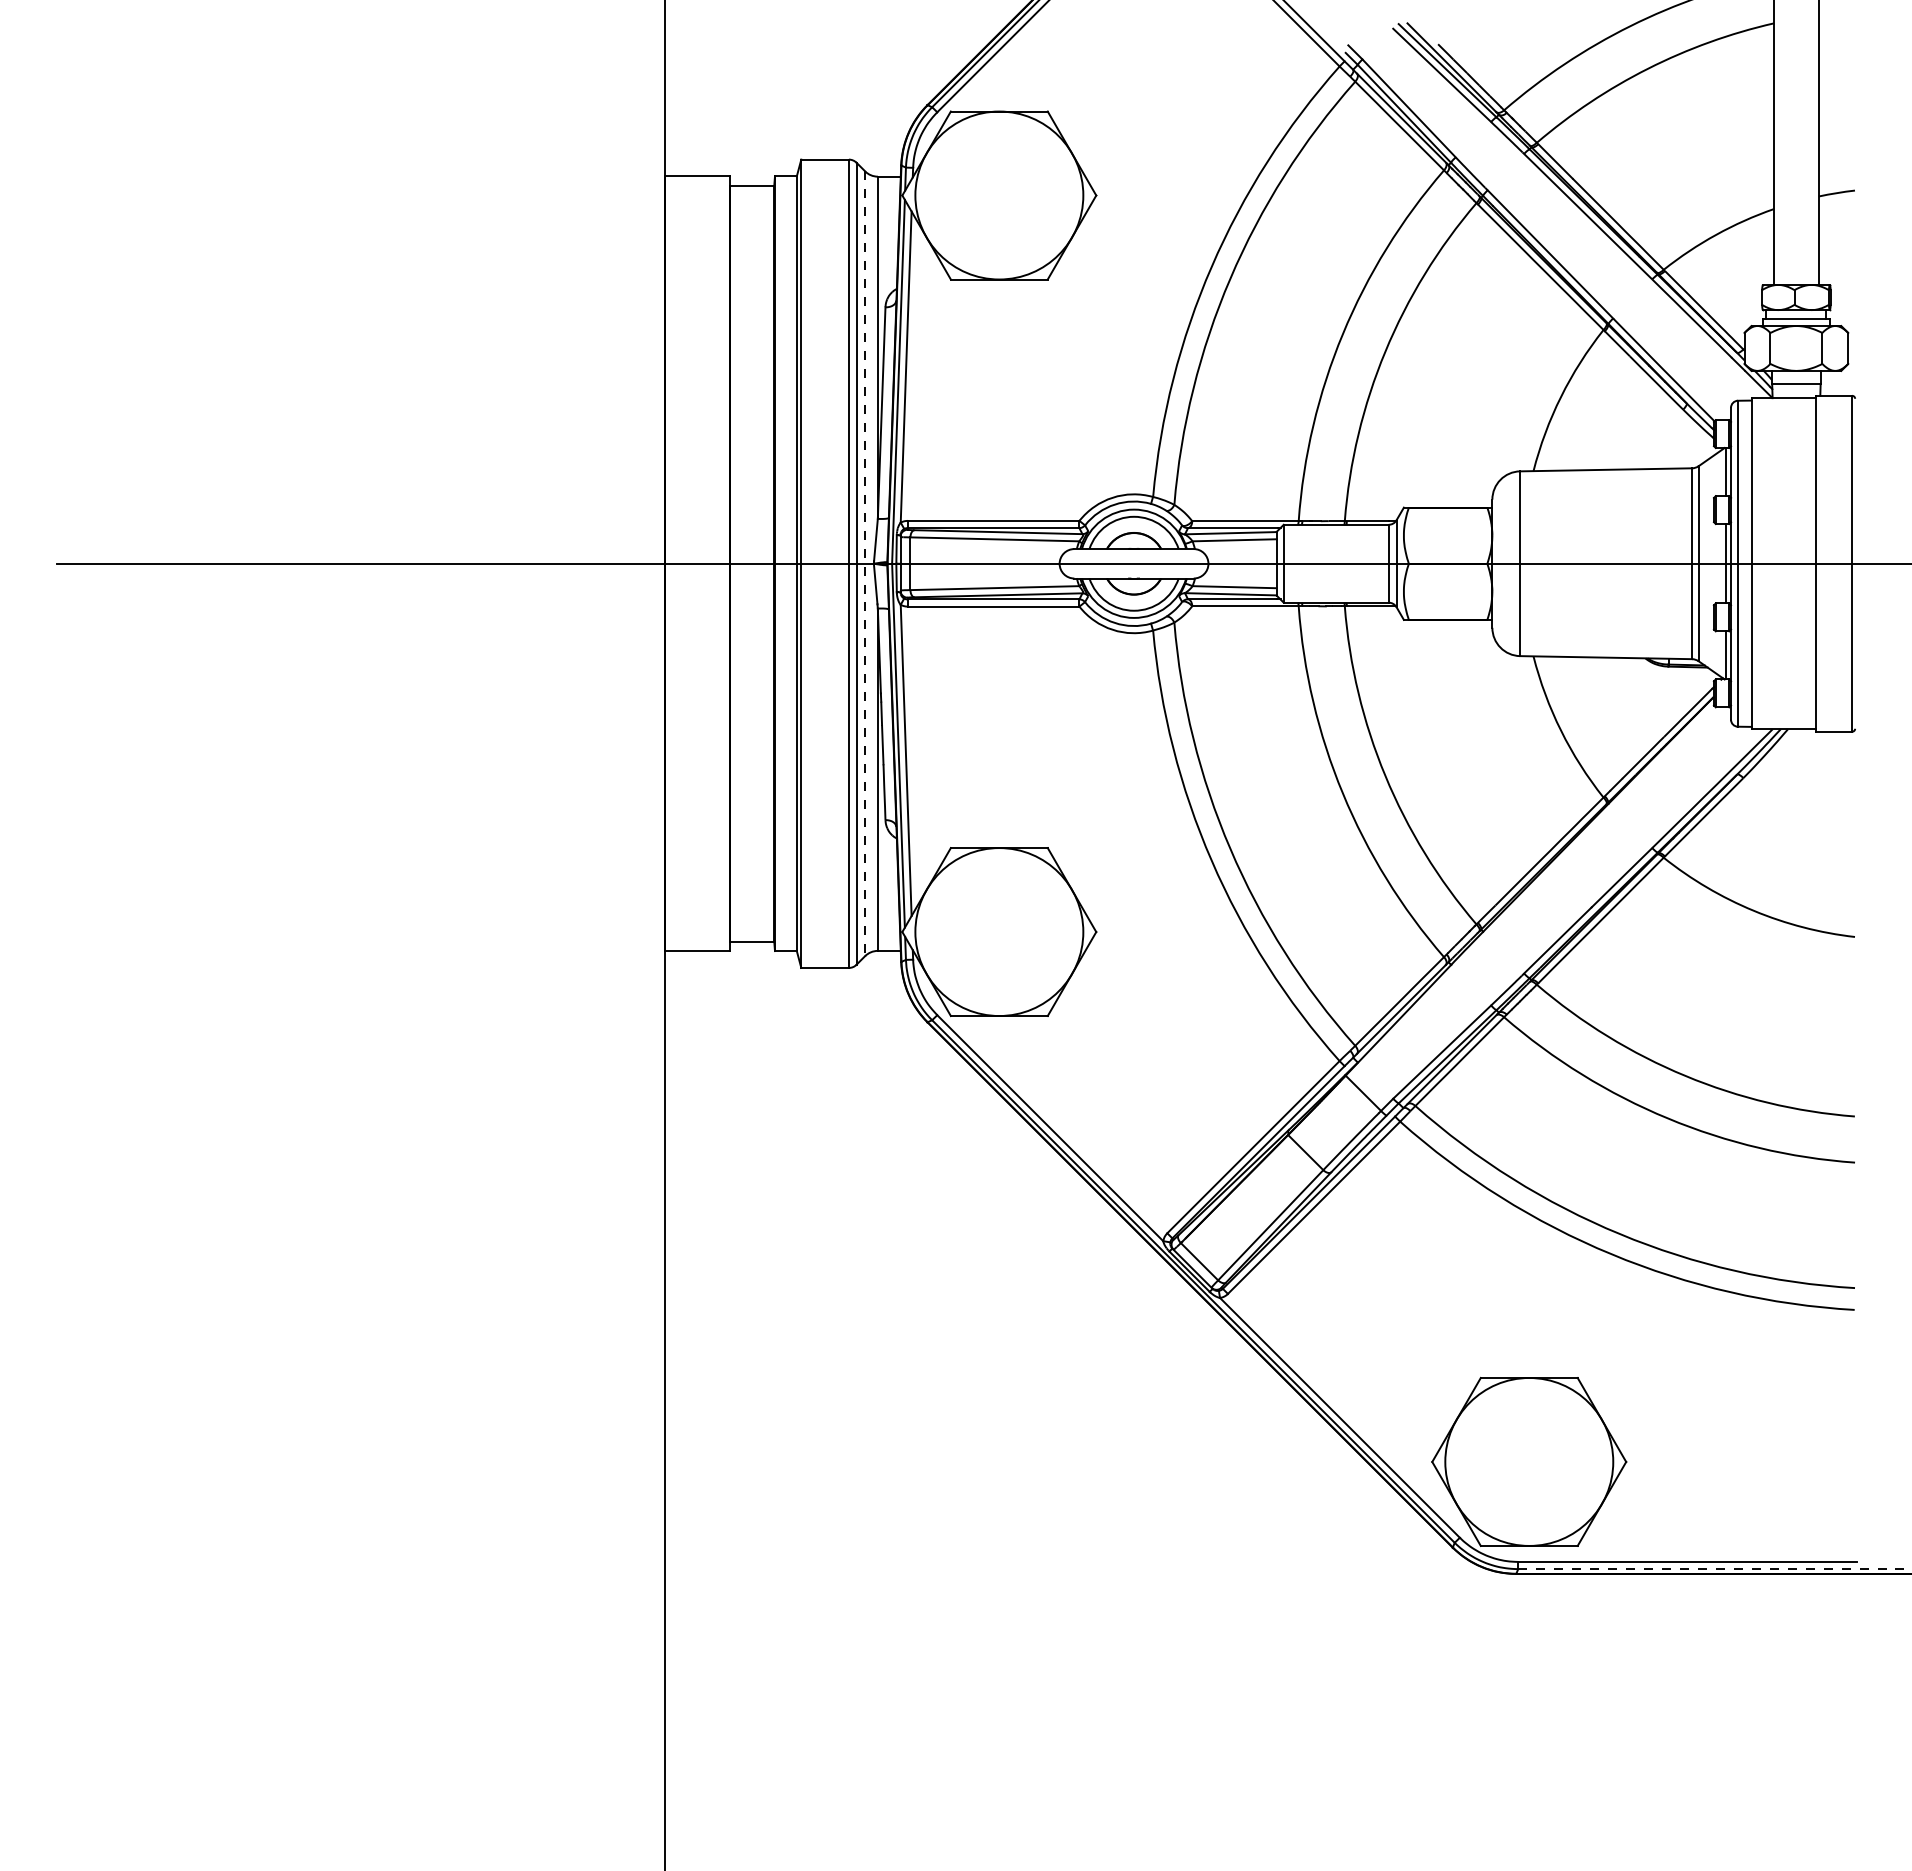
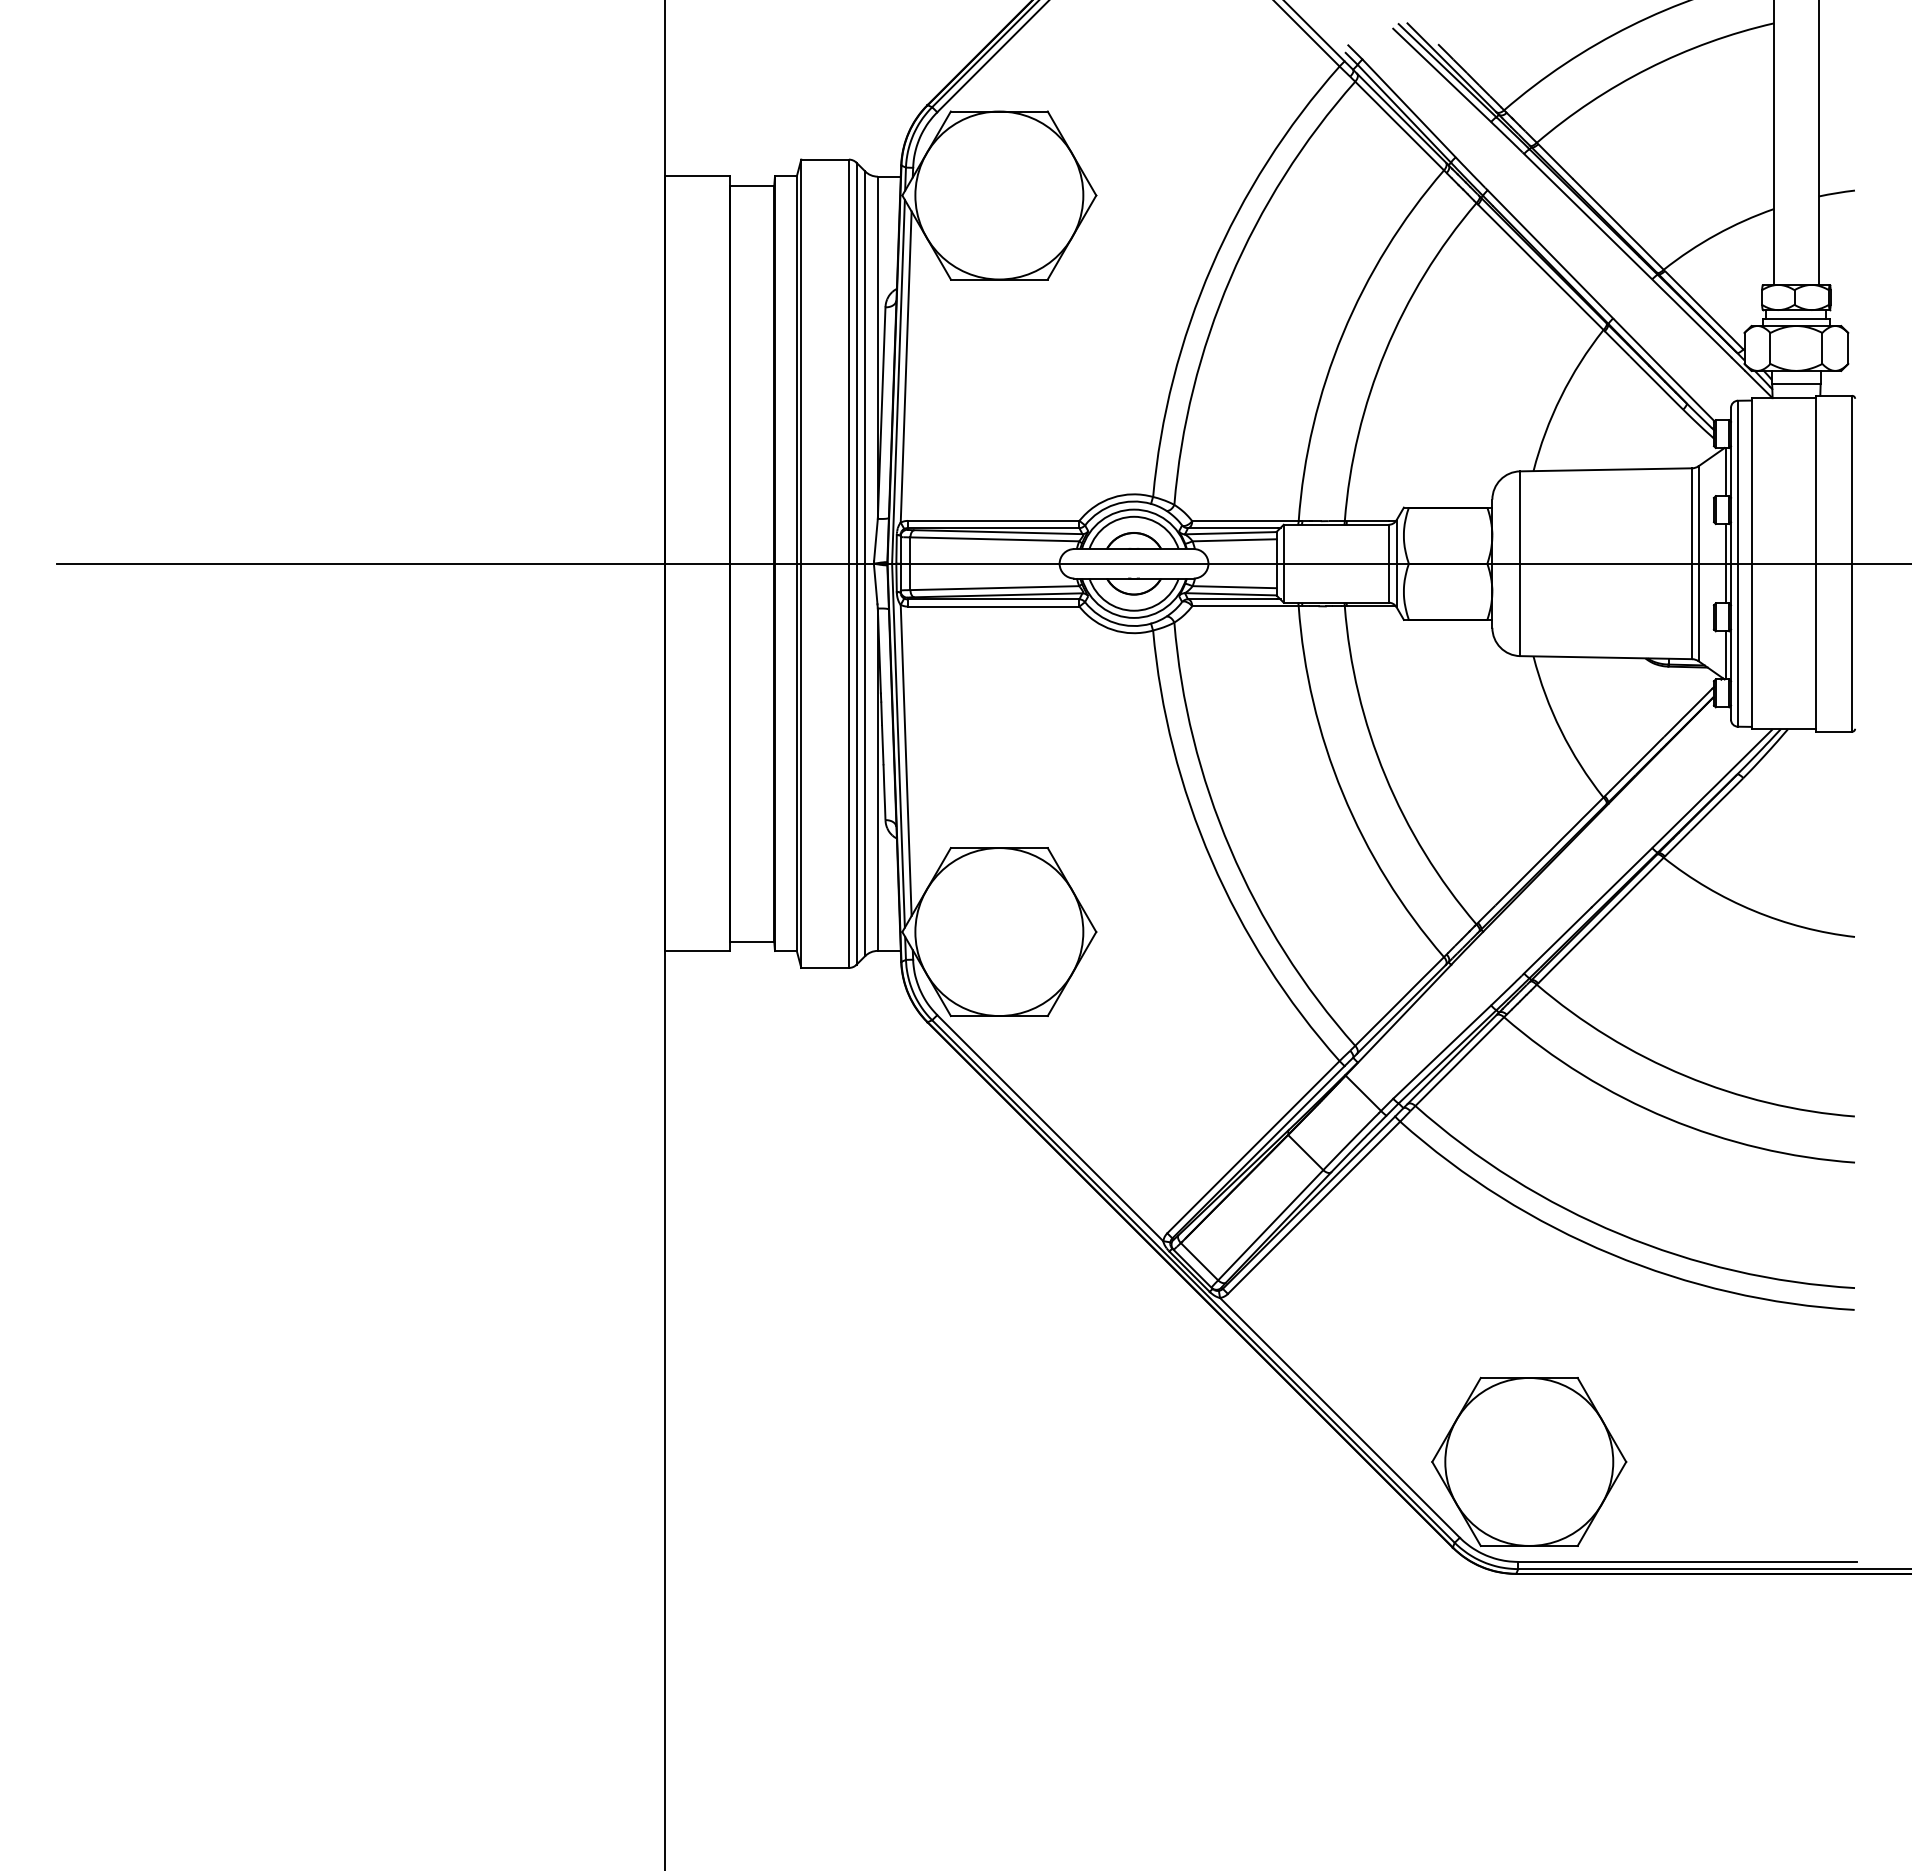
line: dashed -> solid (865, 564)
line: dashed -> solid (1714, 1569)
